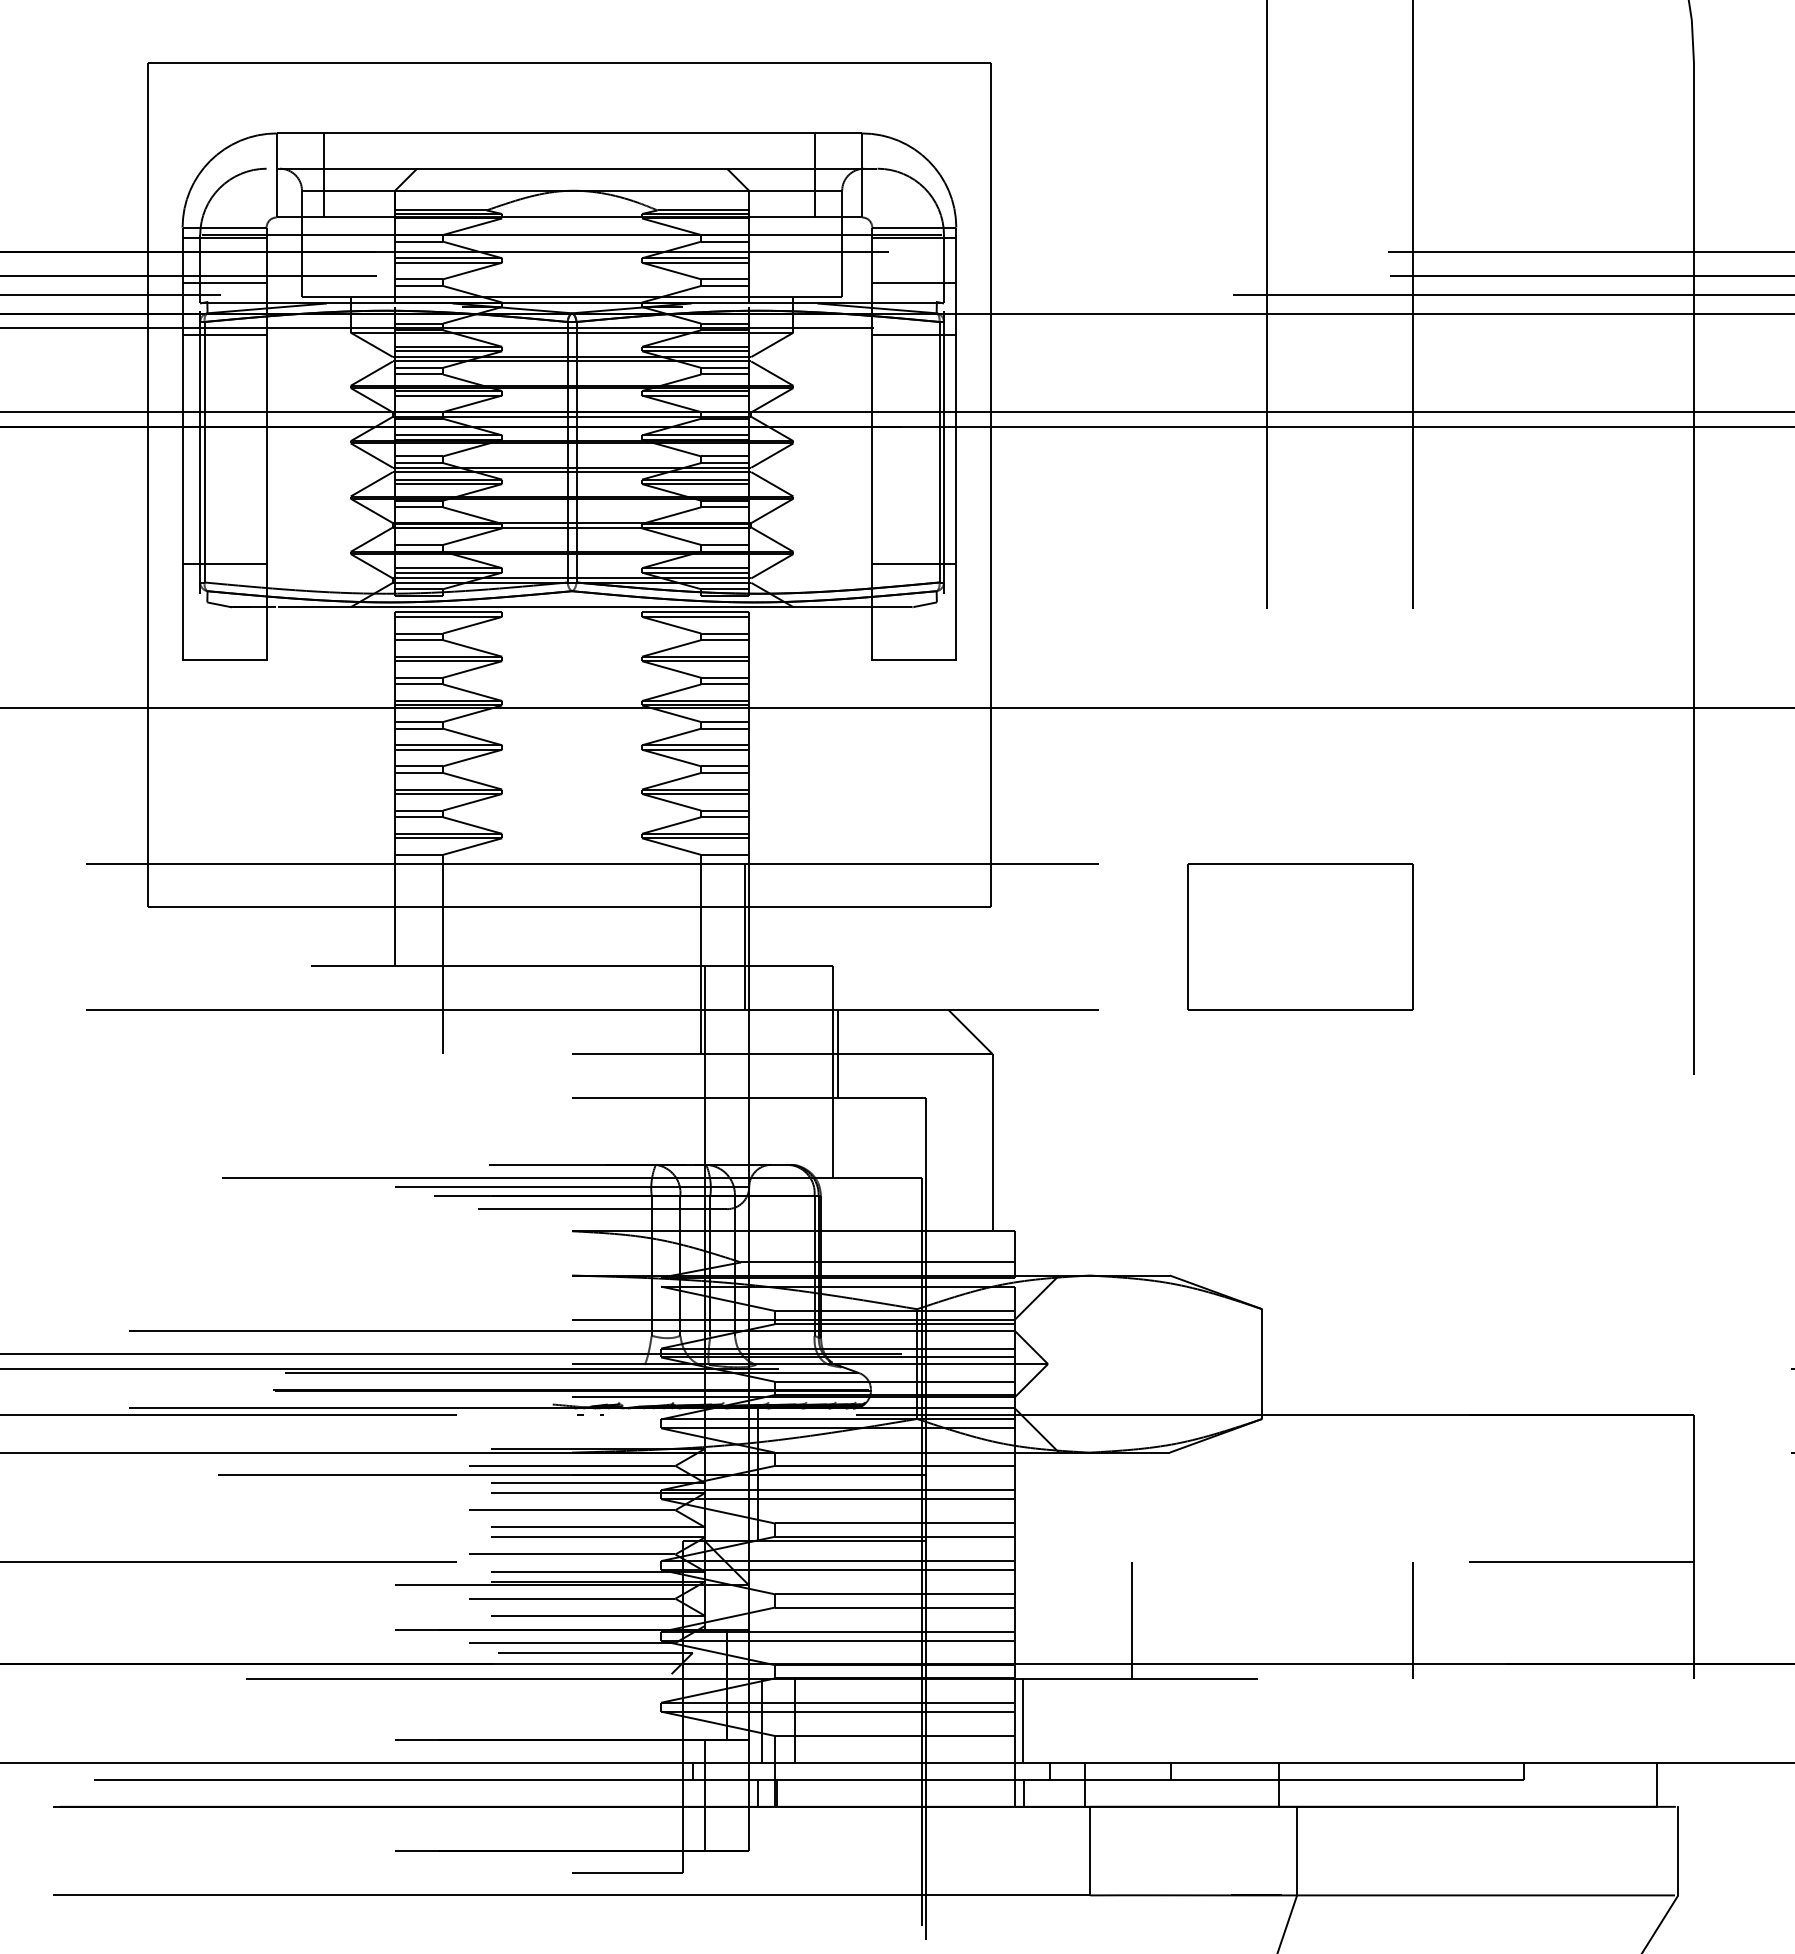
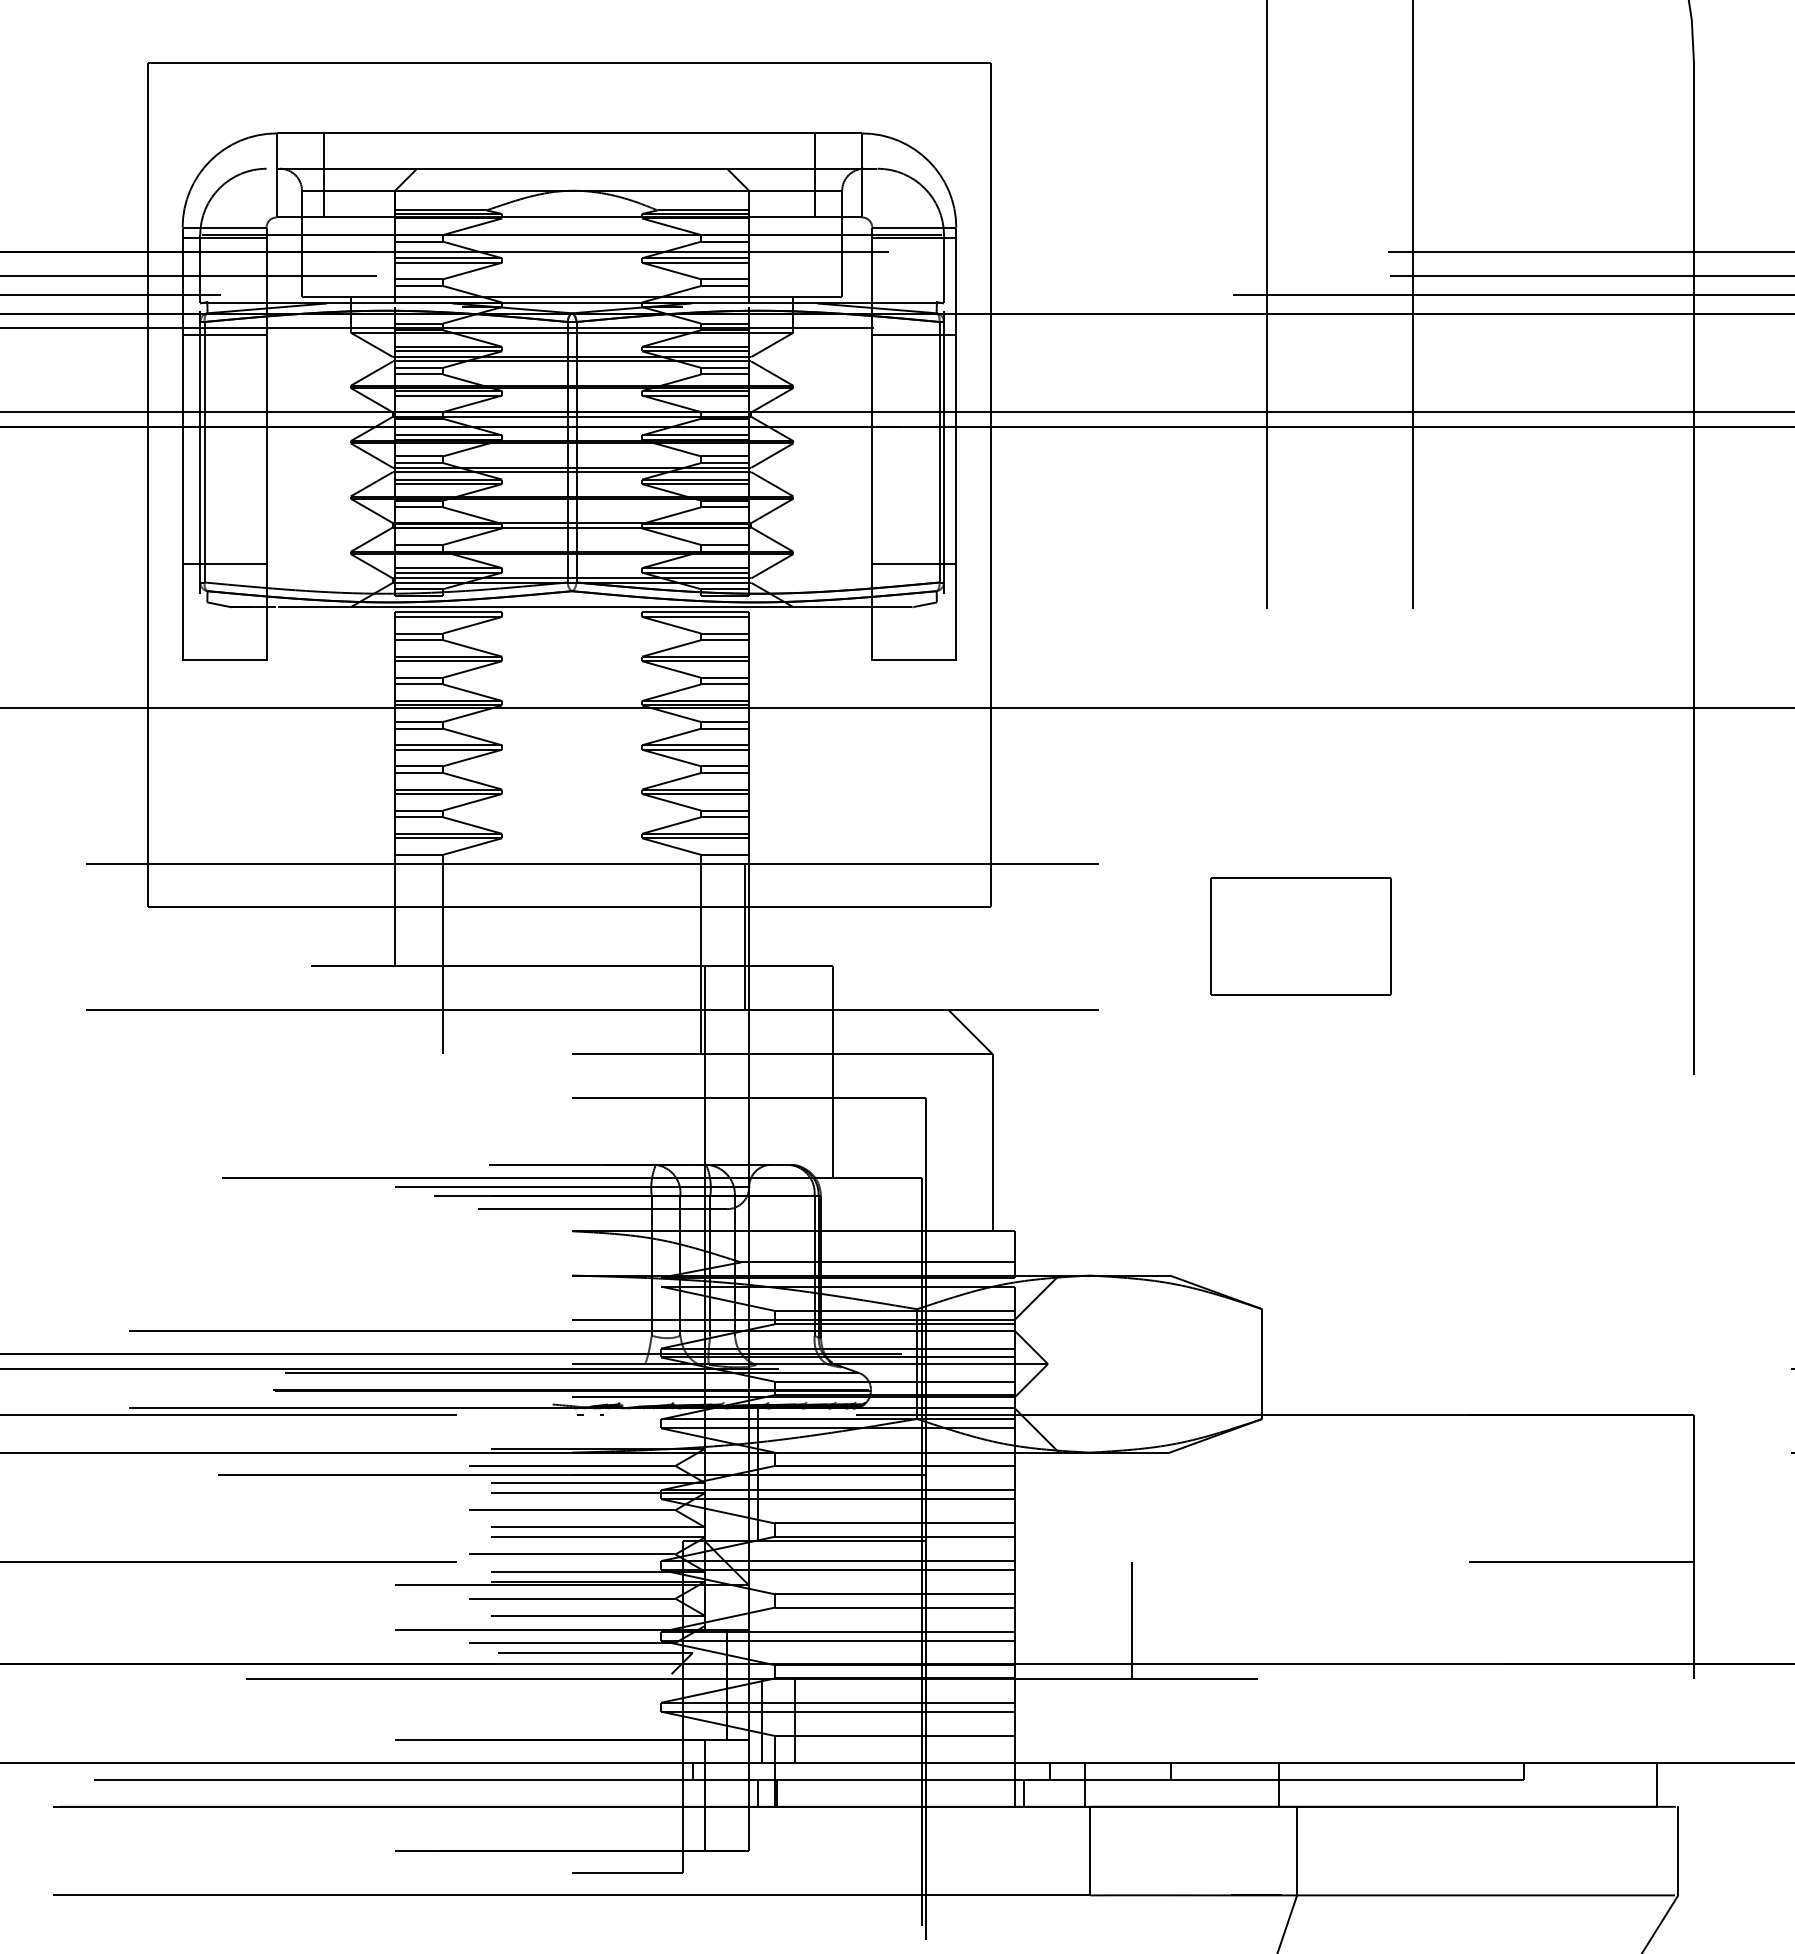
line: present -> none (224, 283)
line: present -> none (914, 283)
part size: 227x148 px -> 182x119 px (1300, 936)
line: present -> none (837, 1053)
line: present -> none (1412, 1619)
line: present -> none (1022, 1720)
